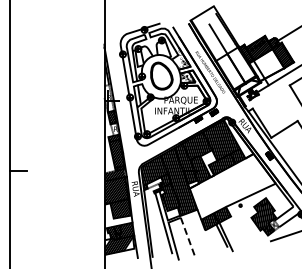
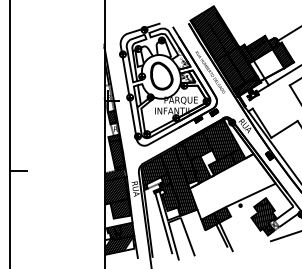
hatch: none -> present (226, 51)
line: dashed -> solid (187, 237)
